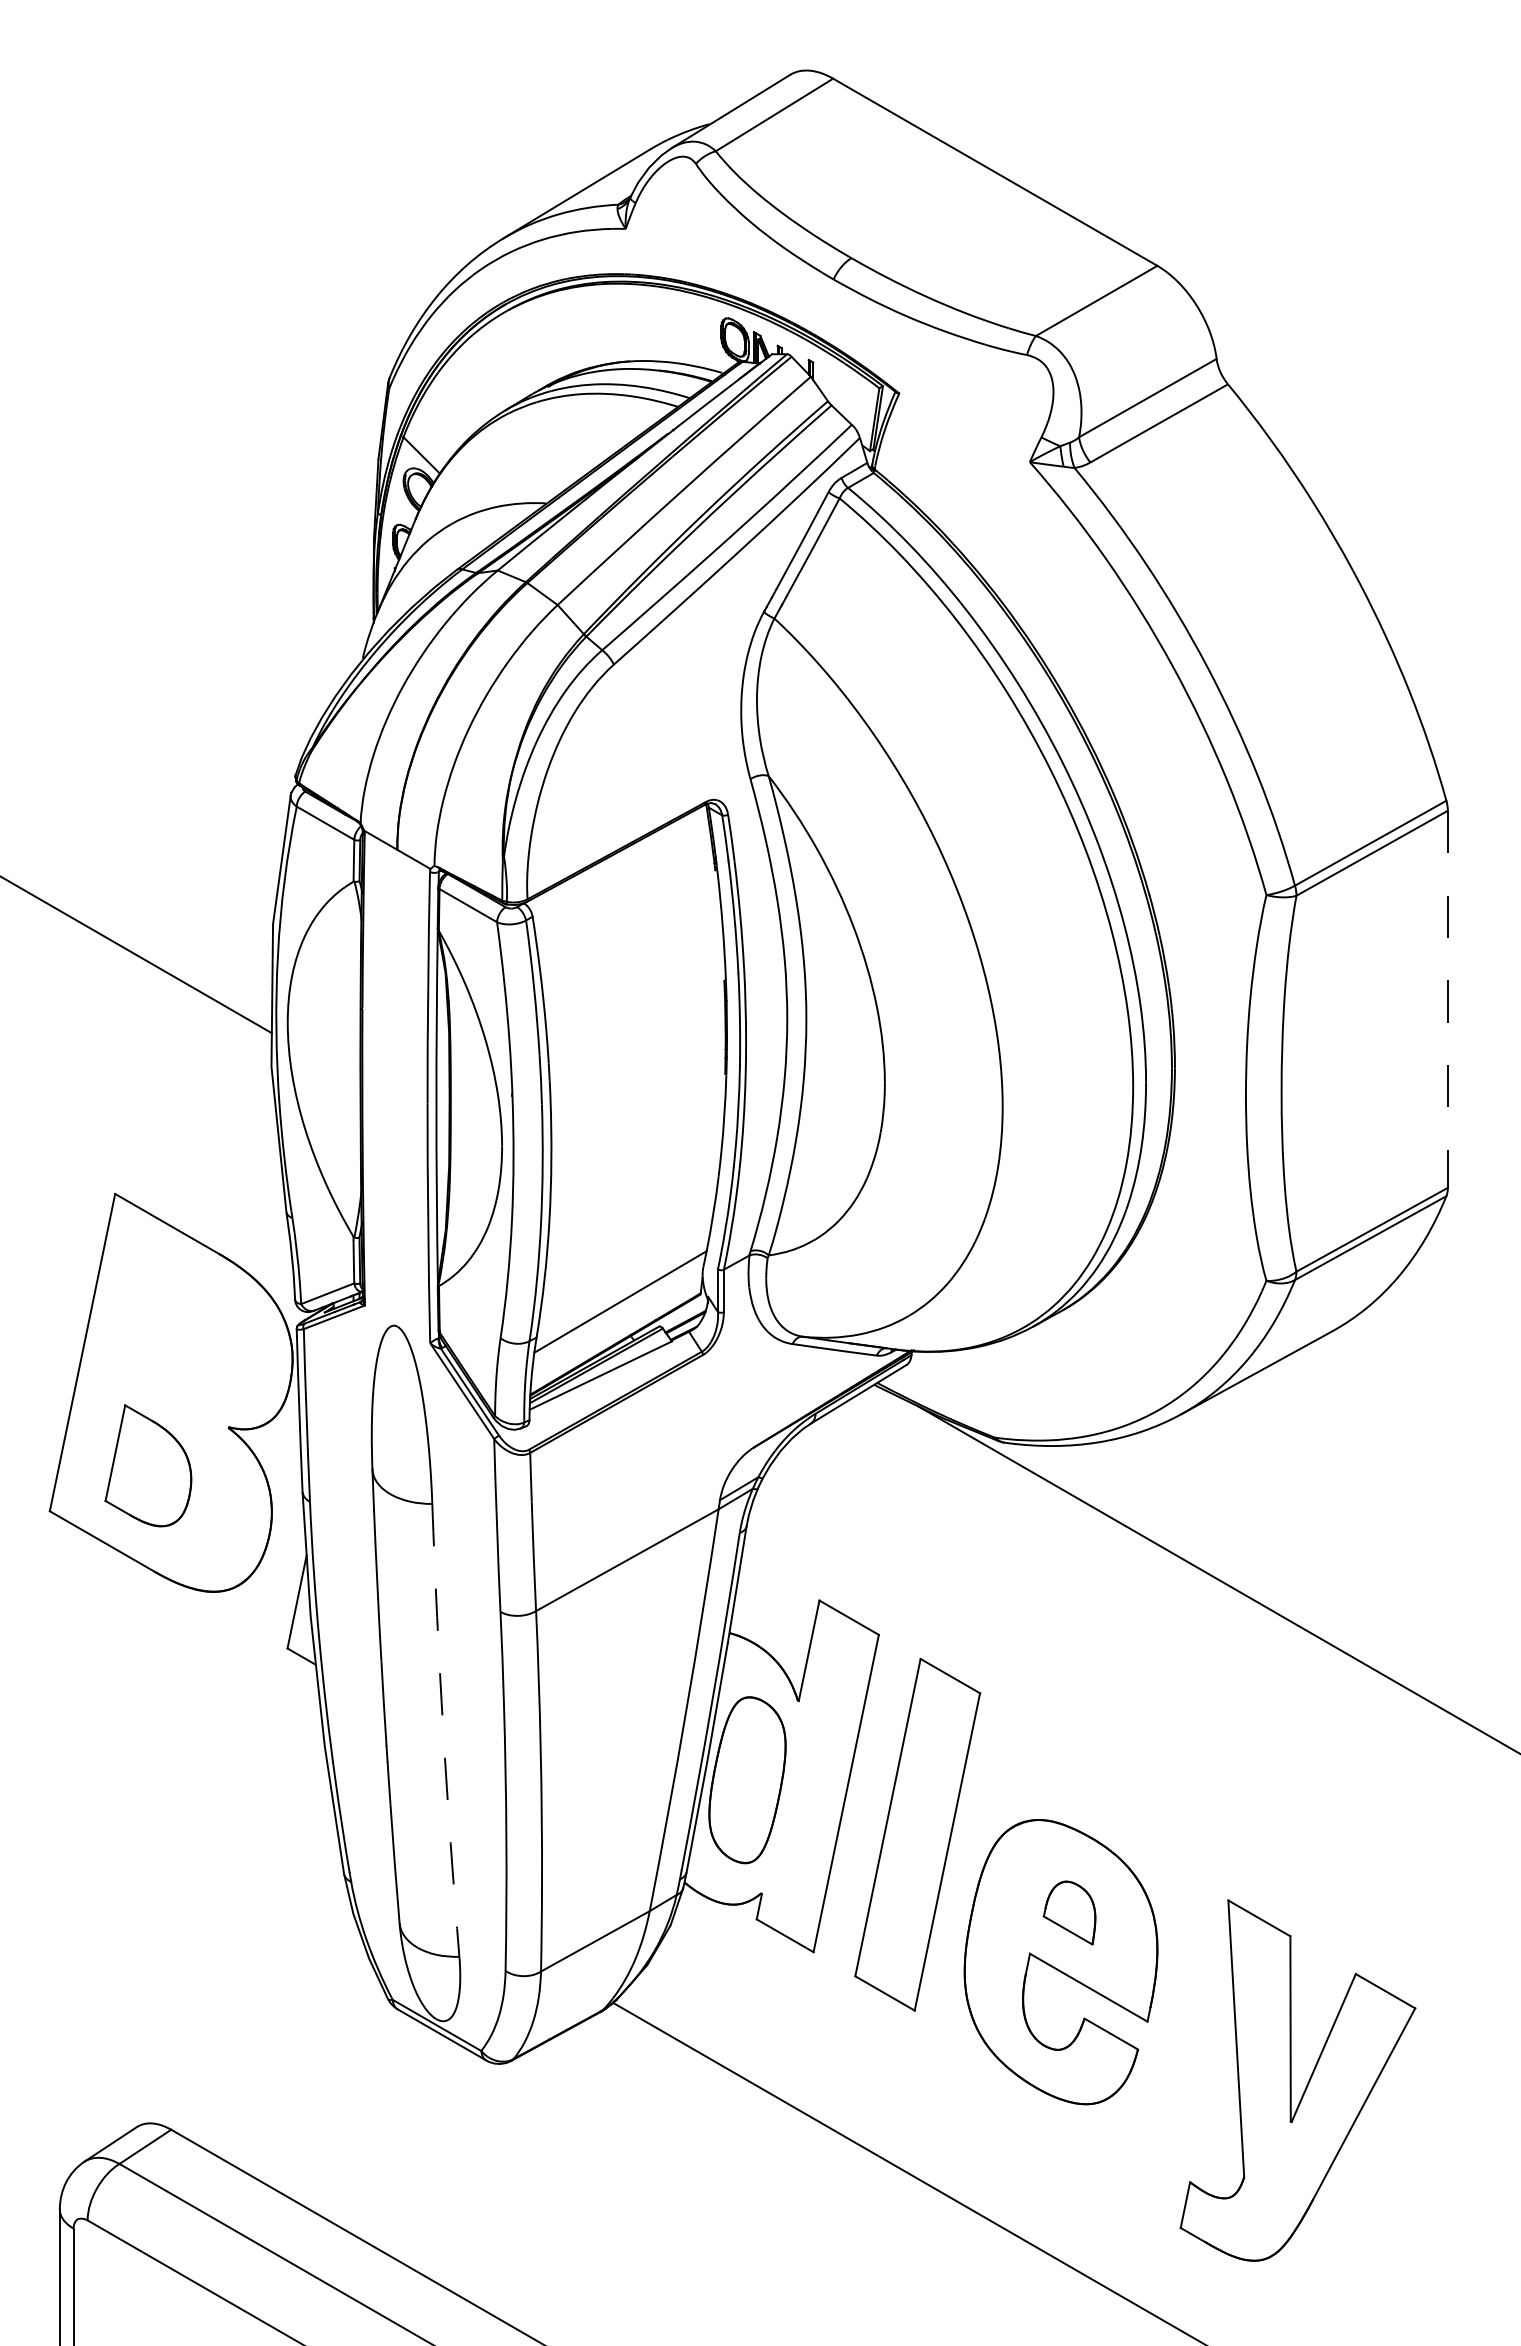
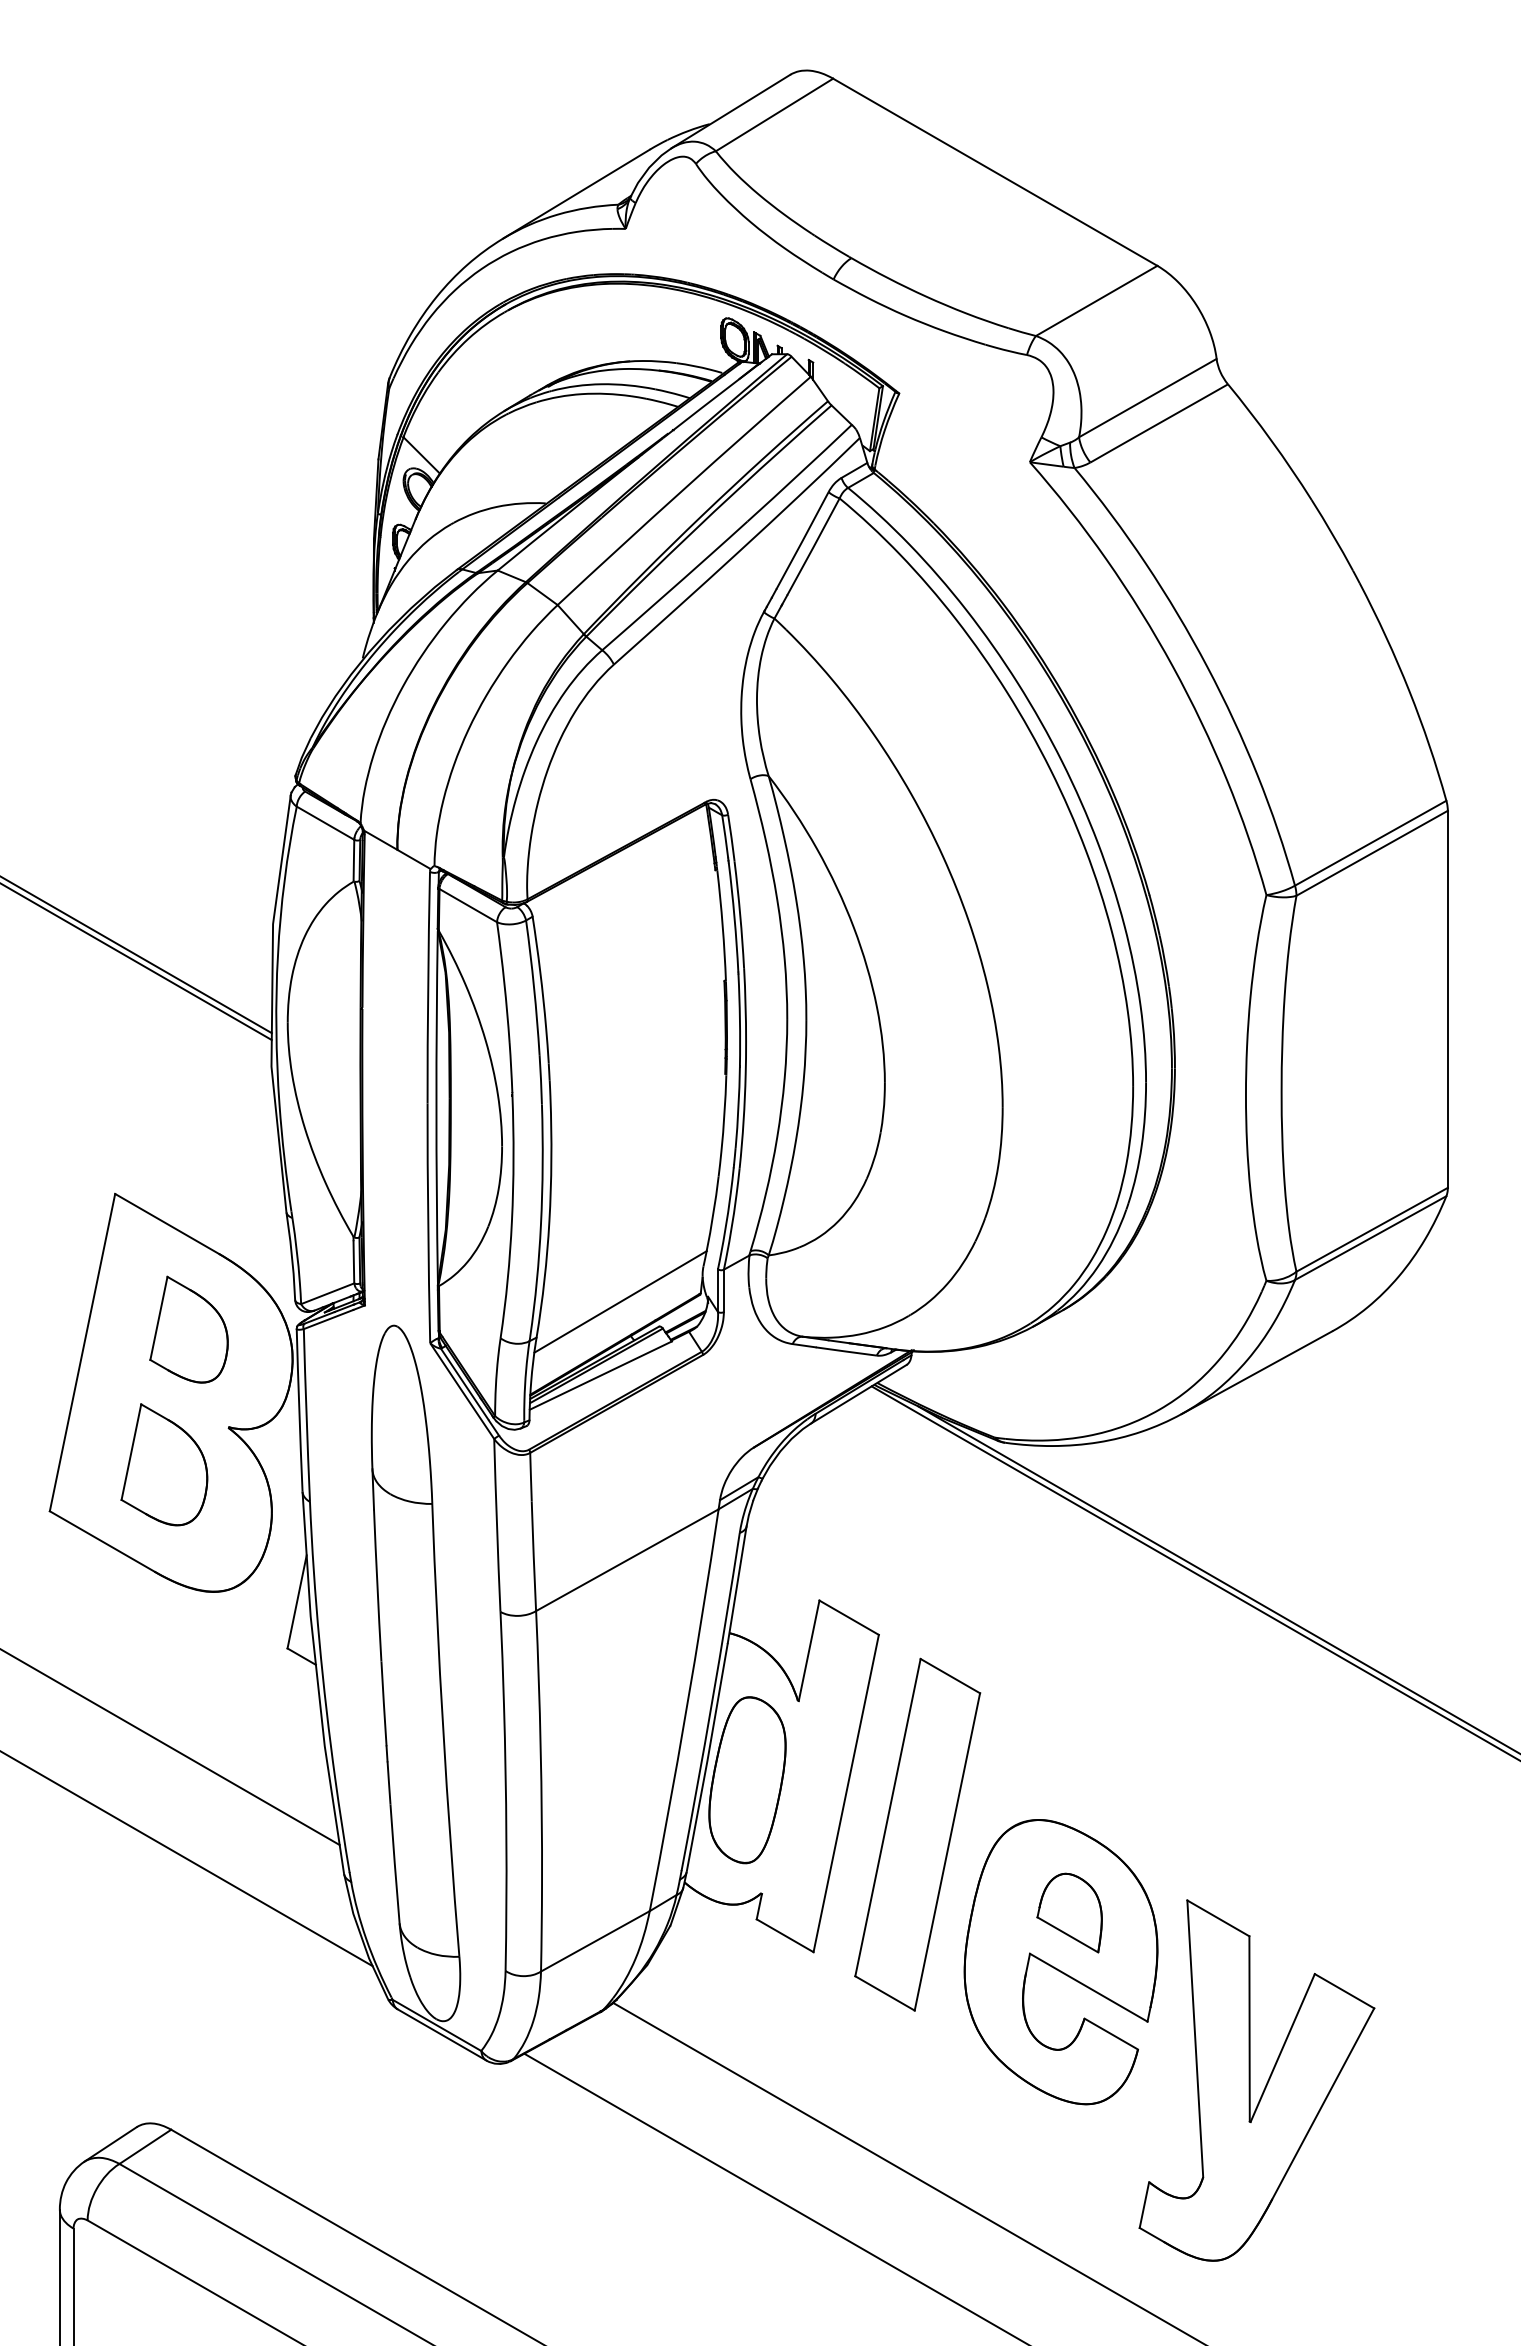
line: none -> present (136, 962)
line: dashed -> solid (1447, 999)
part: none -> present (188, 1329)
part position: (148, 1465) -> (164, 1464) (164, 1464)
line: none -> present (1194, 1572)
arc: dashed -> solid (443, 1730)
line: none -> present (170, 1747)
line: none -> present (187, 1859)
part size: 55x66 px -> 67x82 px (1069, 1912)
part position: (1297, 2080) -> (1256, 2080) (1256, 2080)
line: none -> present (774, 2197)
